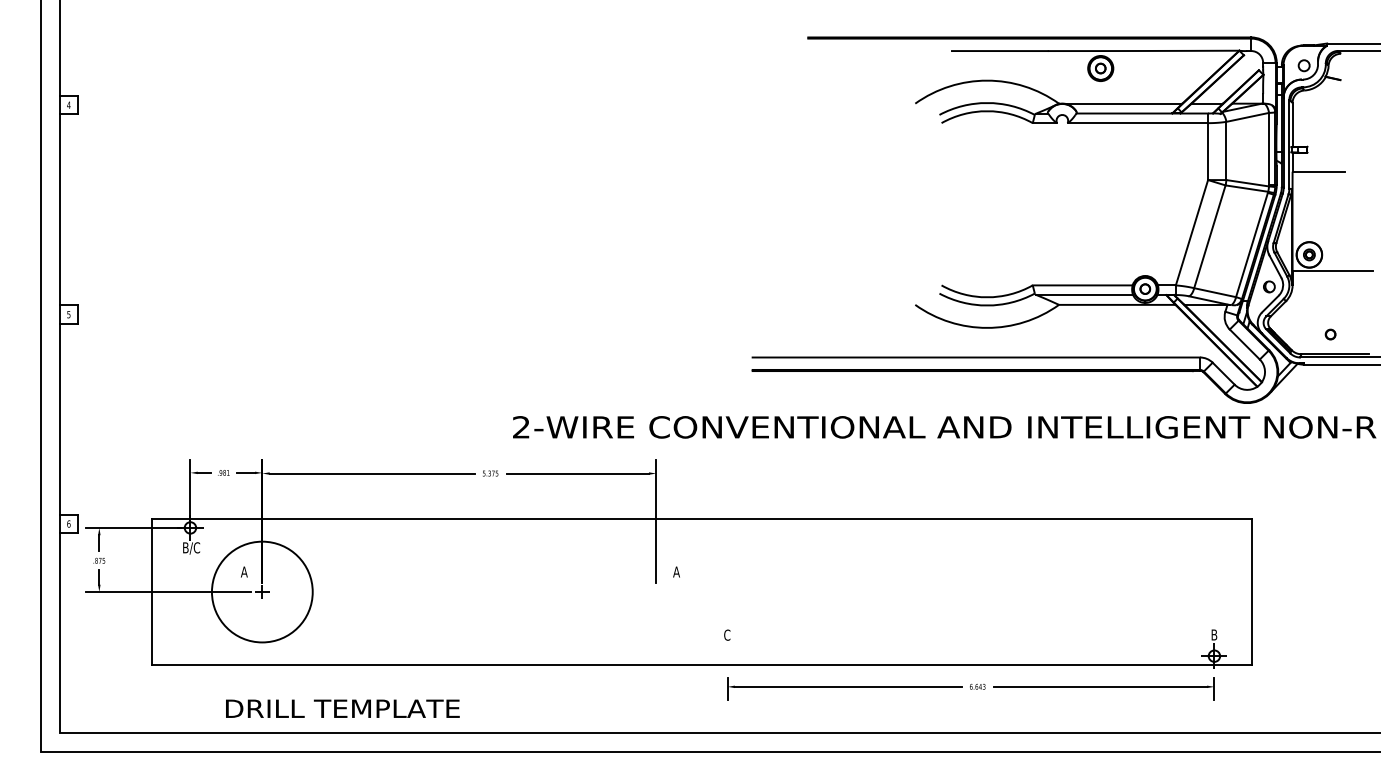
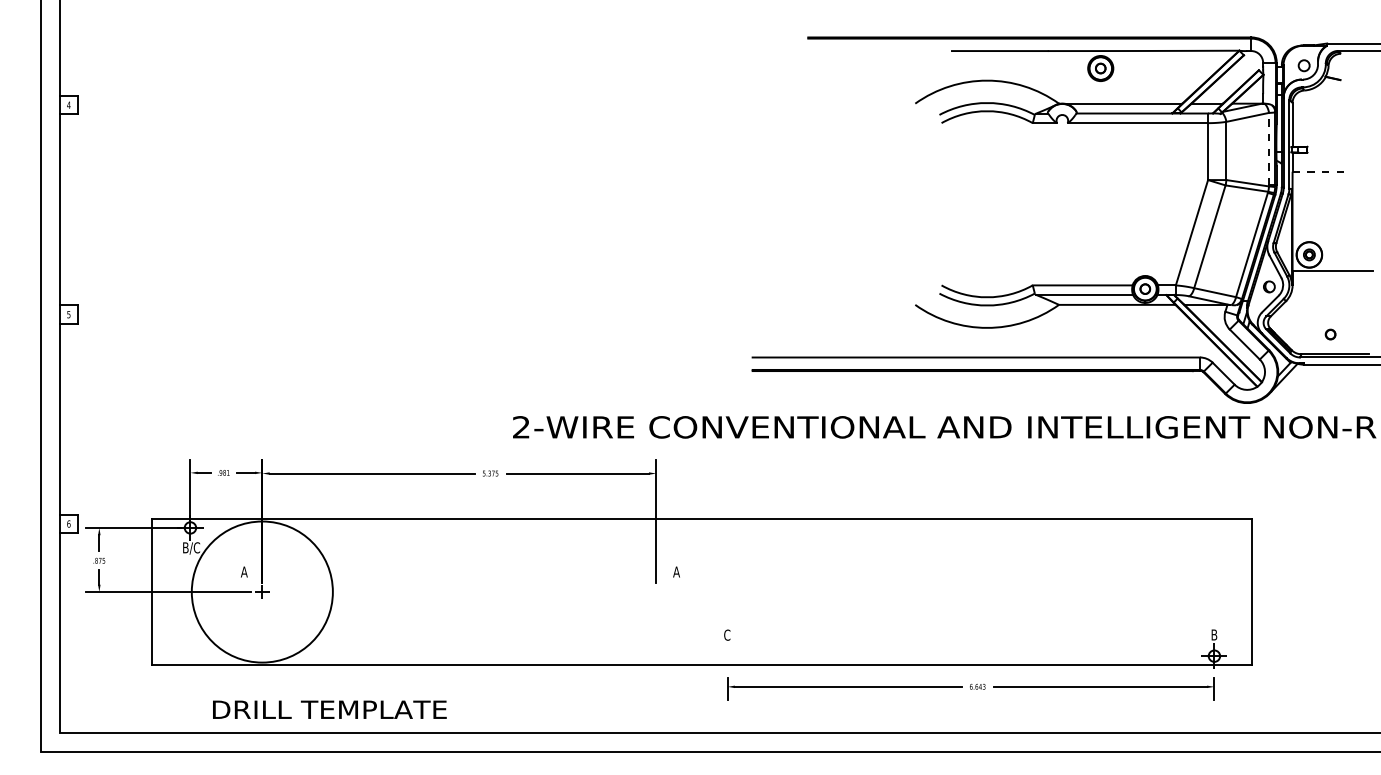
line: solid -> dashed (1269, 148)
line: solid -> dashed (1319, 171)
circle diameter: 101 px -> 141 px (261, 591)
text position: (342, 708) -> (329, 709) (329, 709)
